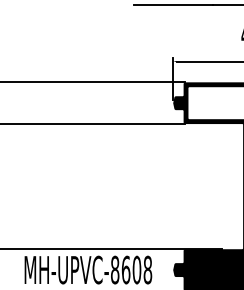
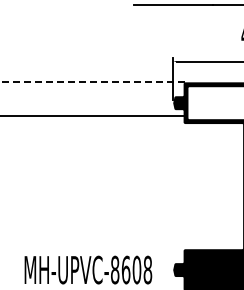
line: solid -> dashed (92, 82)
line position: (93, 124) -> (93, 116) (93, 116)
line: present -> none (112, 249)
